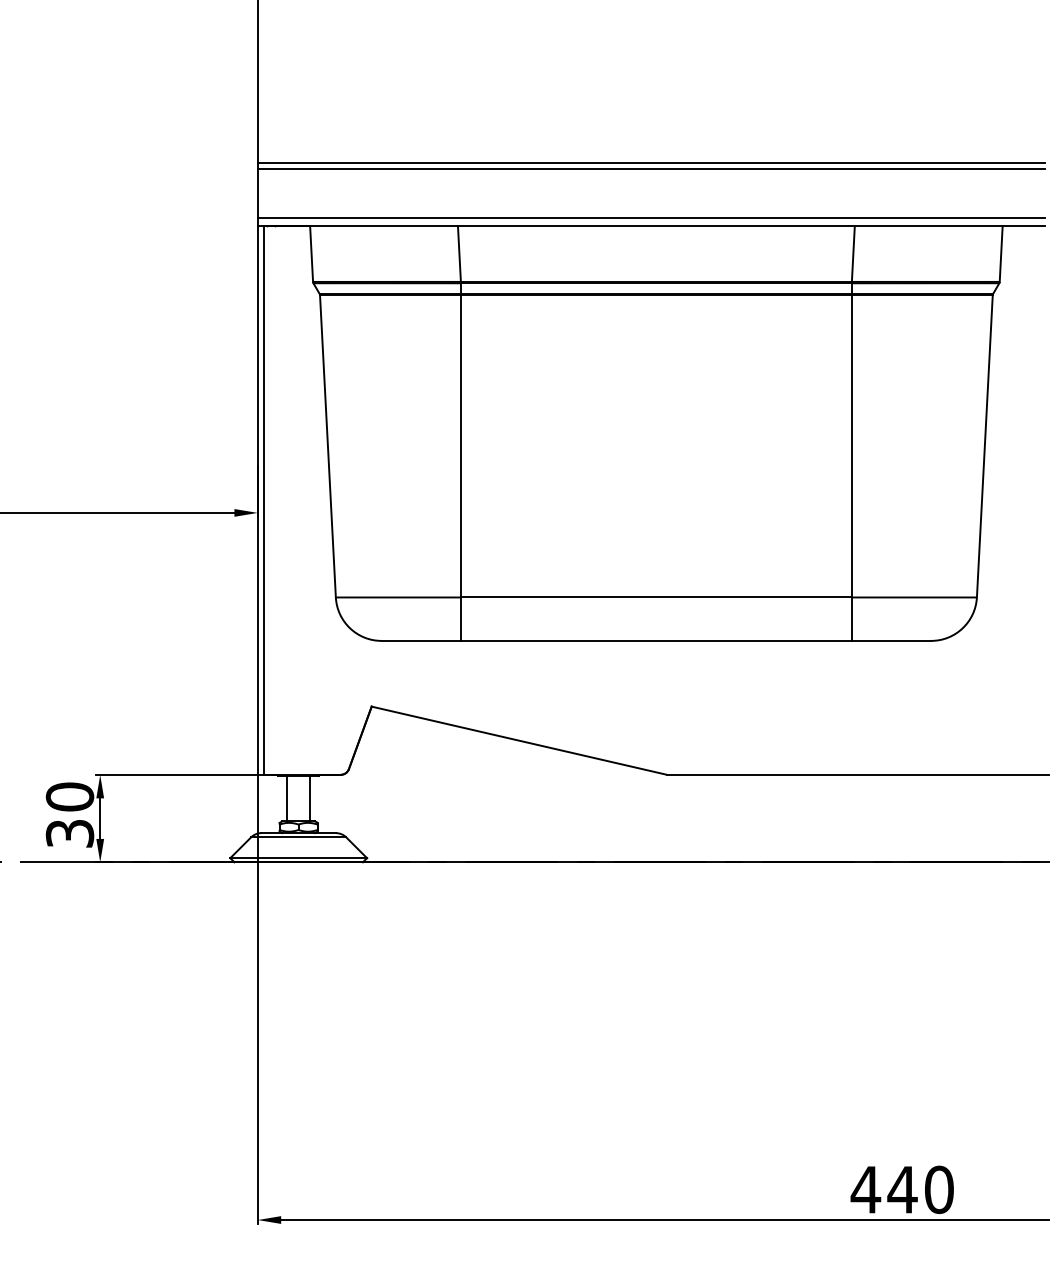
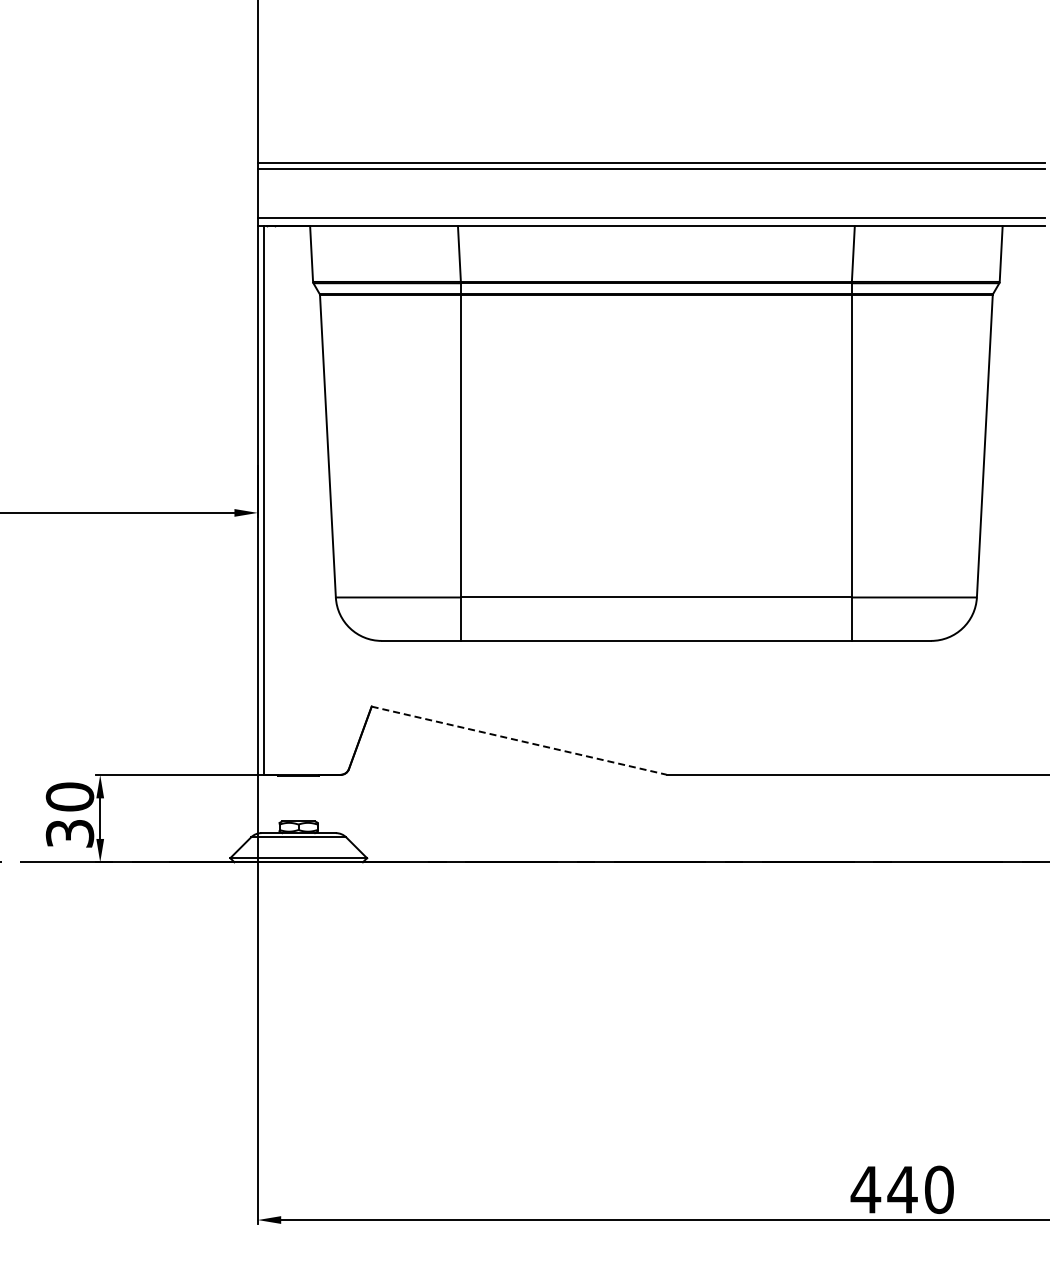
line: solid -> dashed (519, 740)
line: present -> none (287, 798)
line: present -> none (310, 798)
